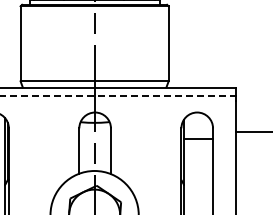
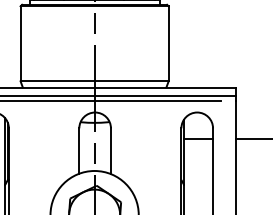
line: dashed -> solid (118, 95)
line: none -> present (111, 100)
line position: (252, 131) -> (252, 138) (252, 138)
